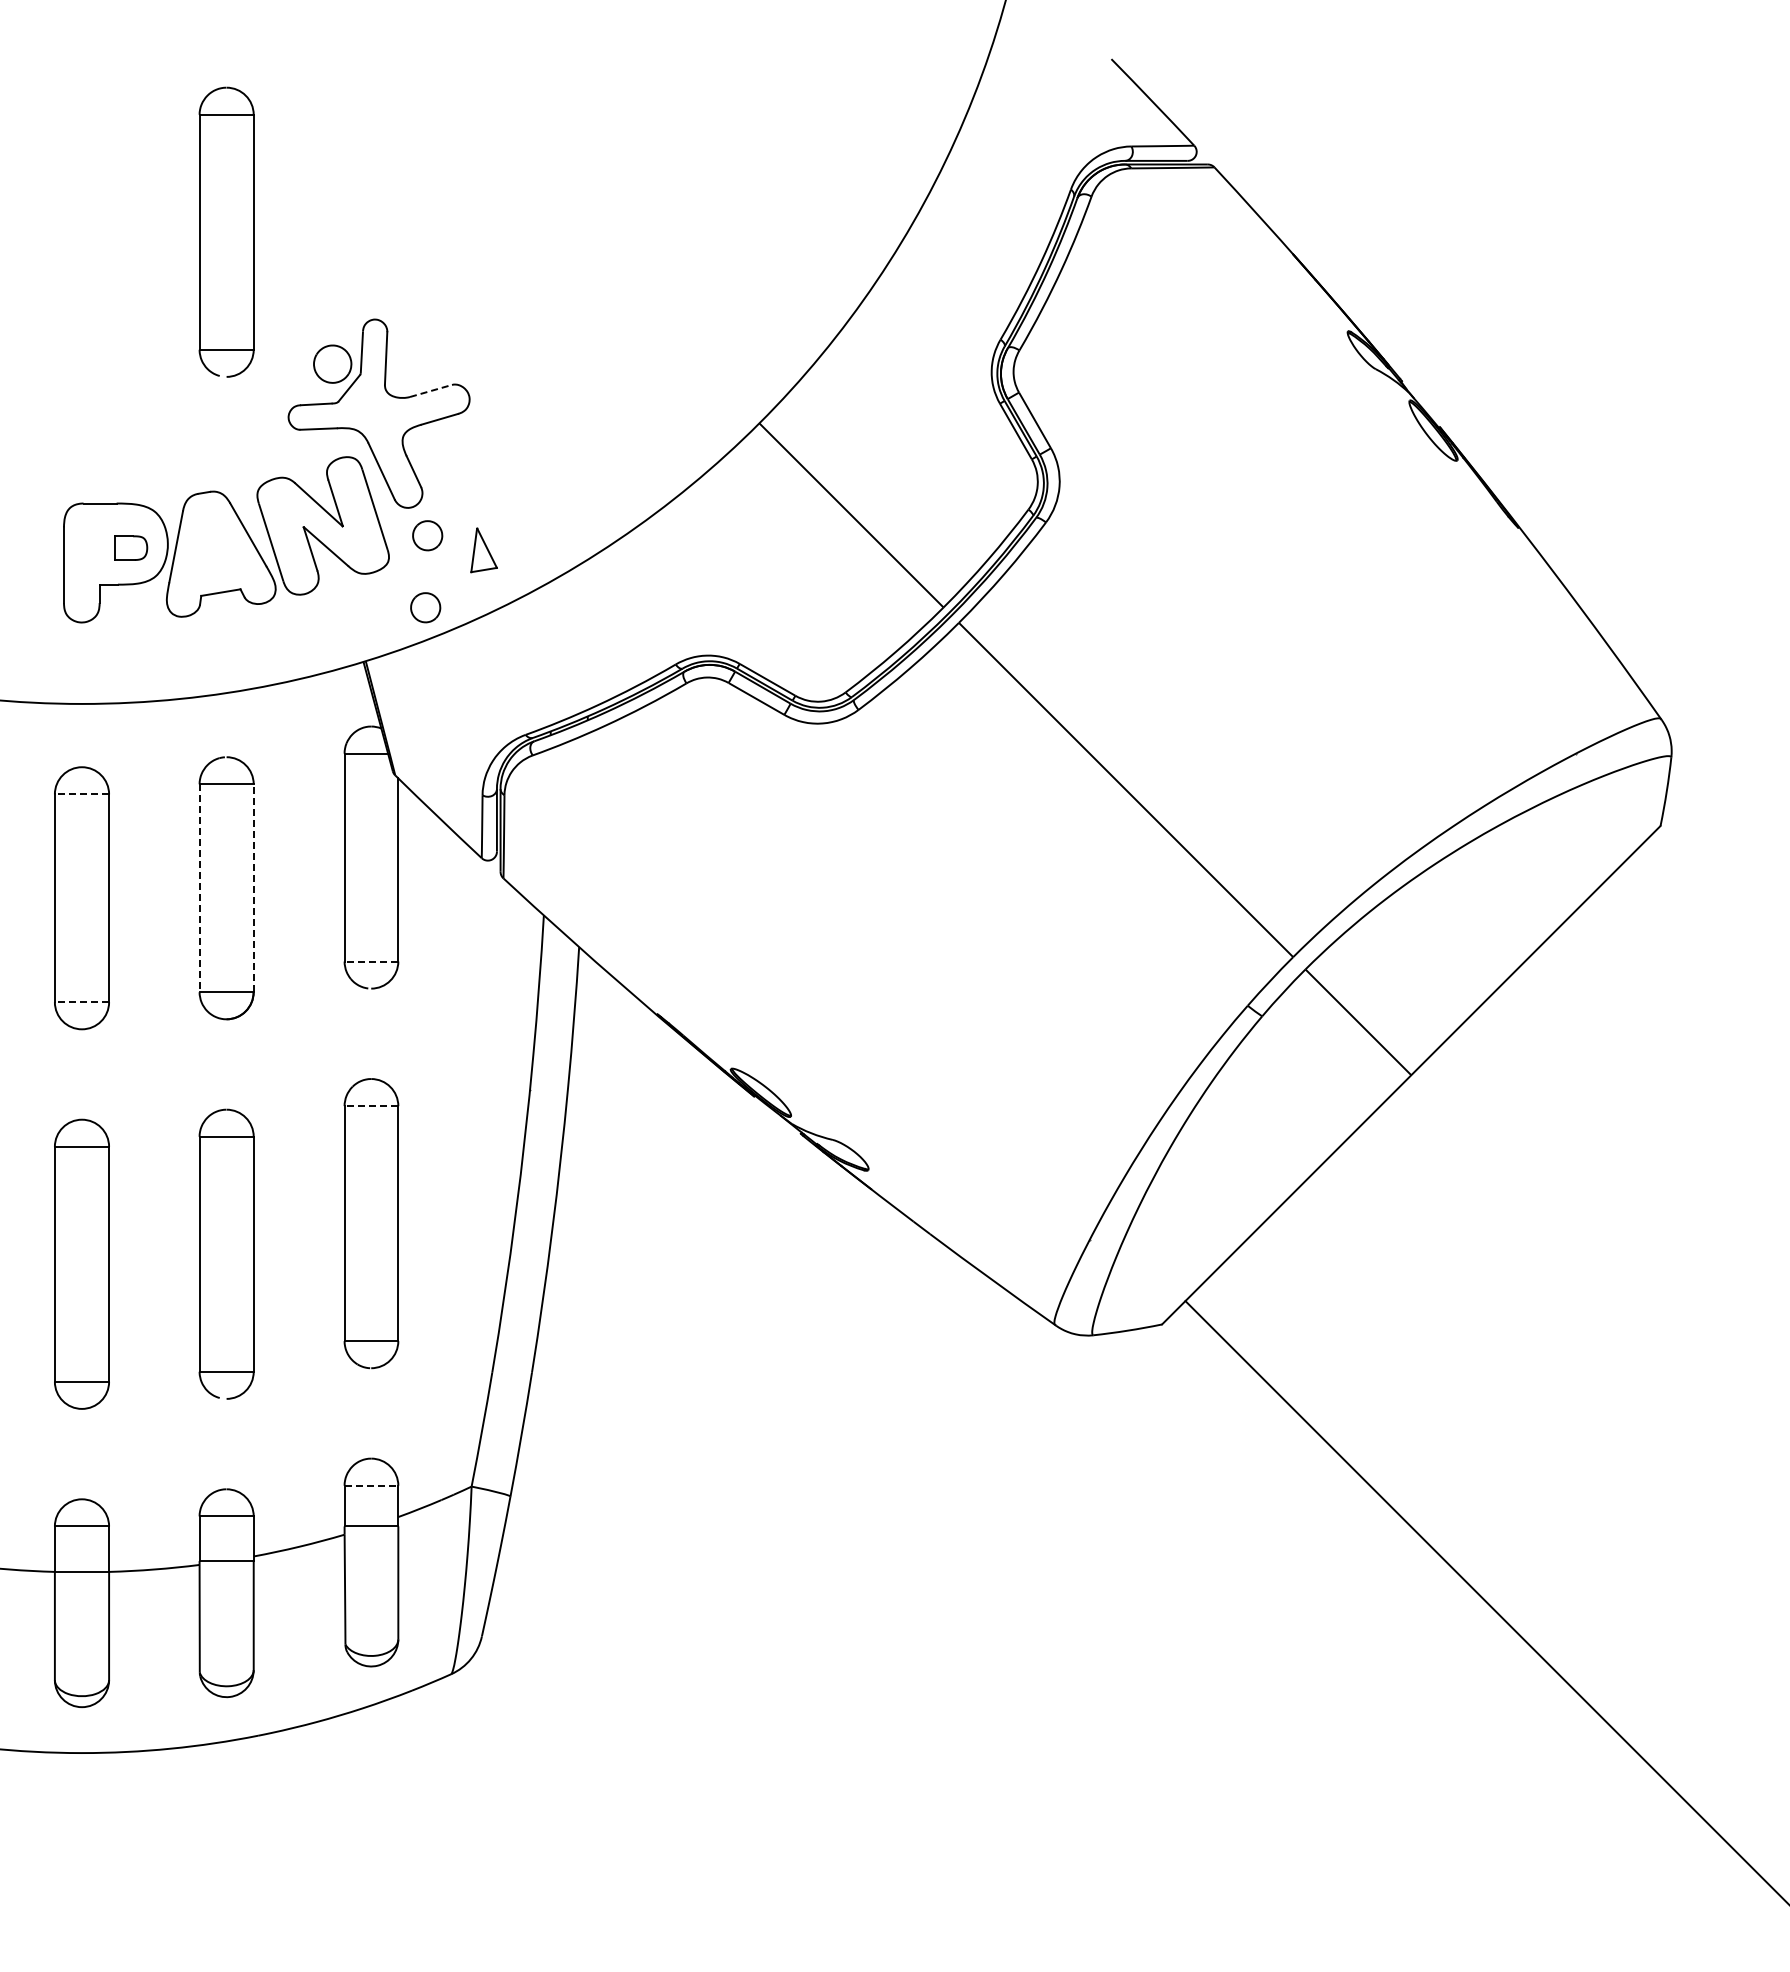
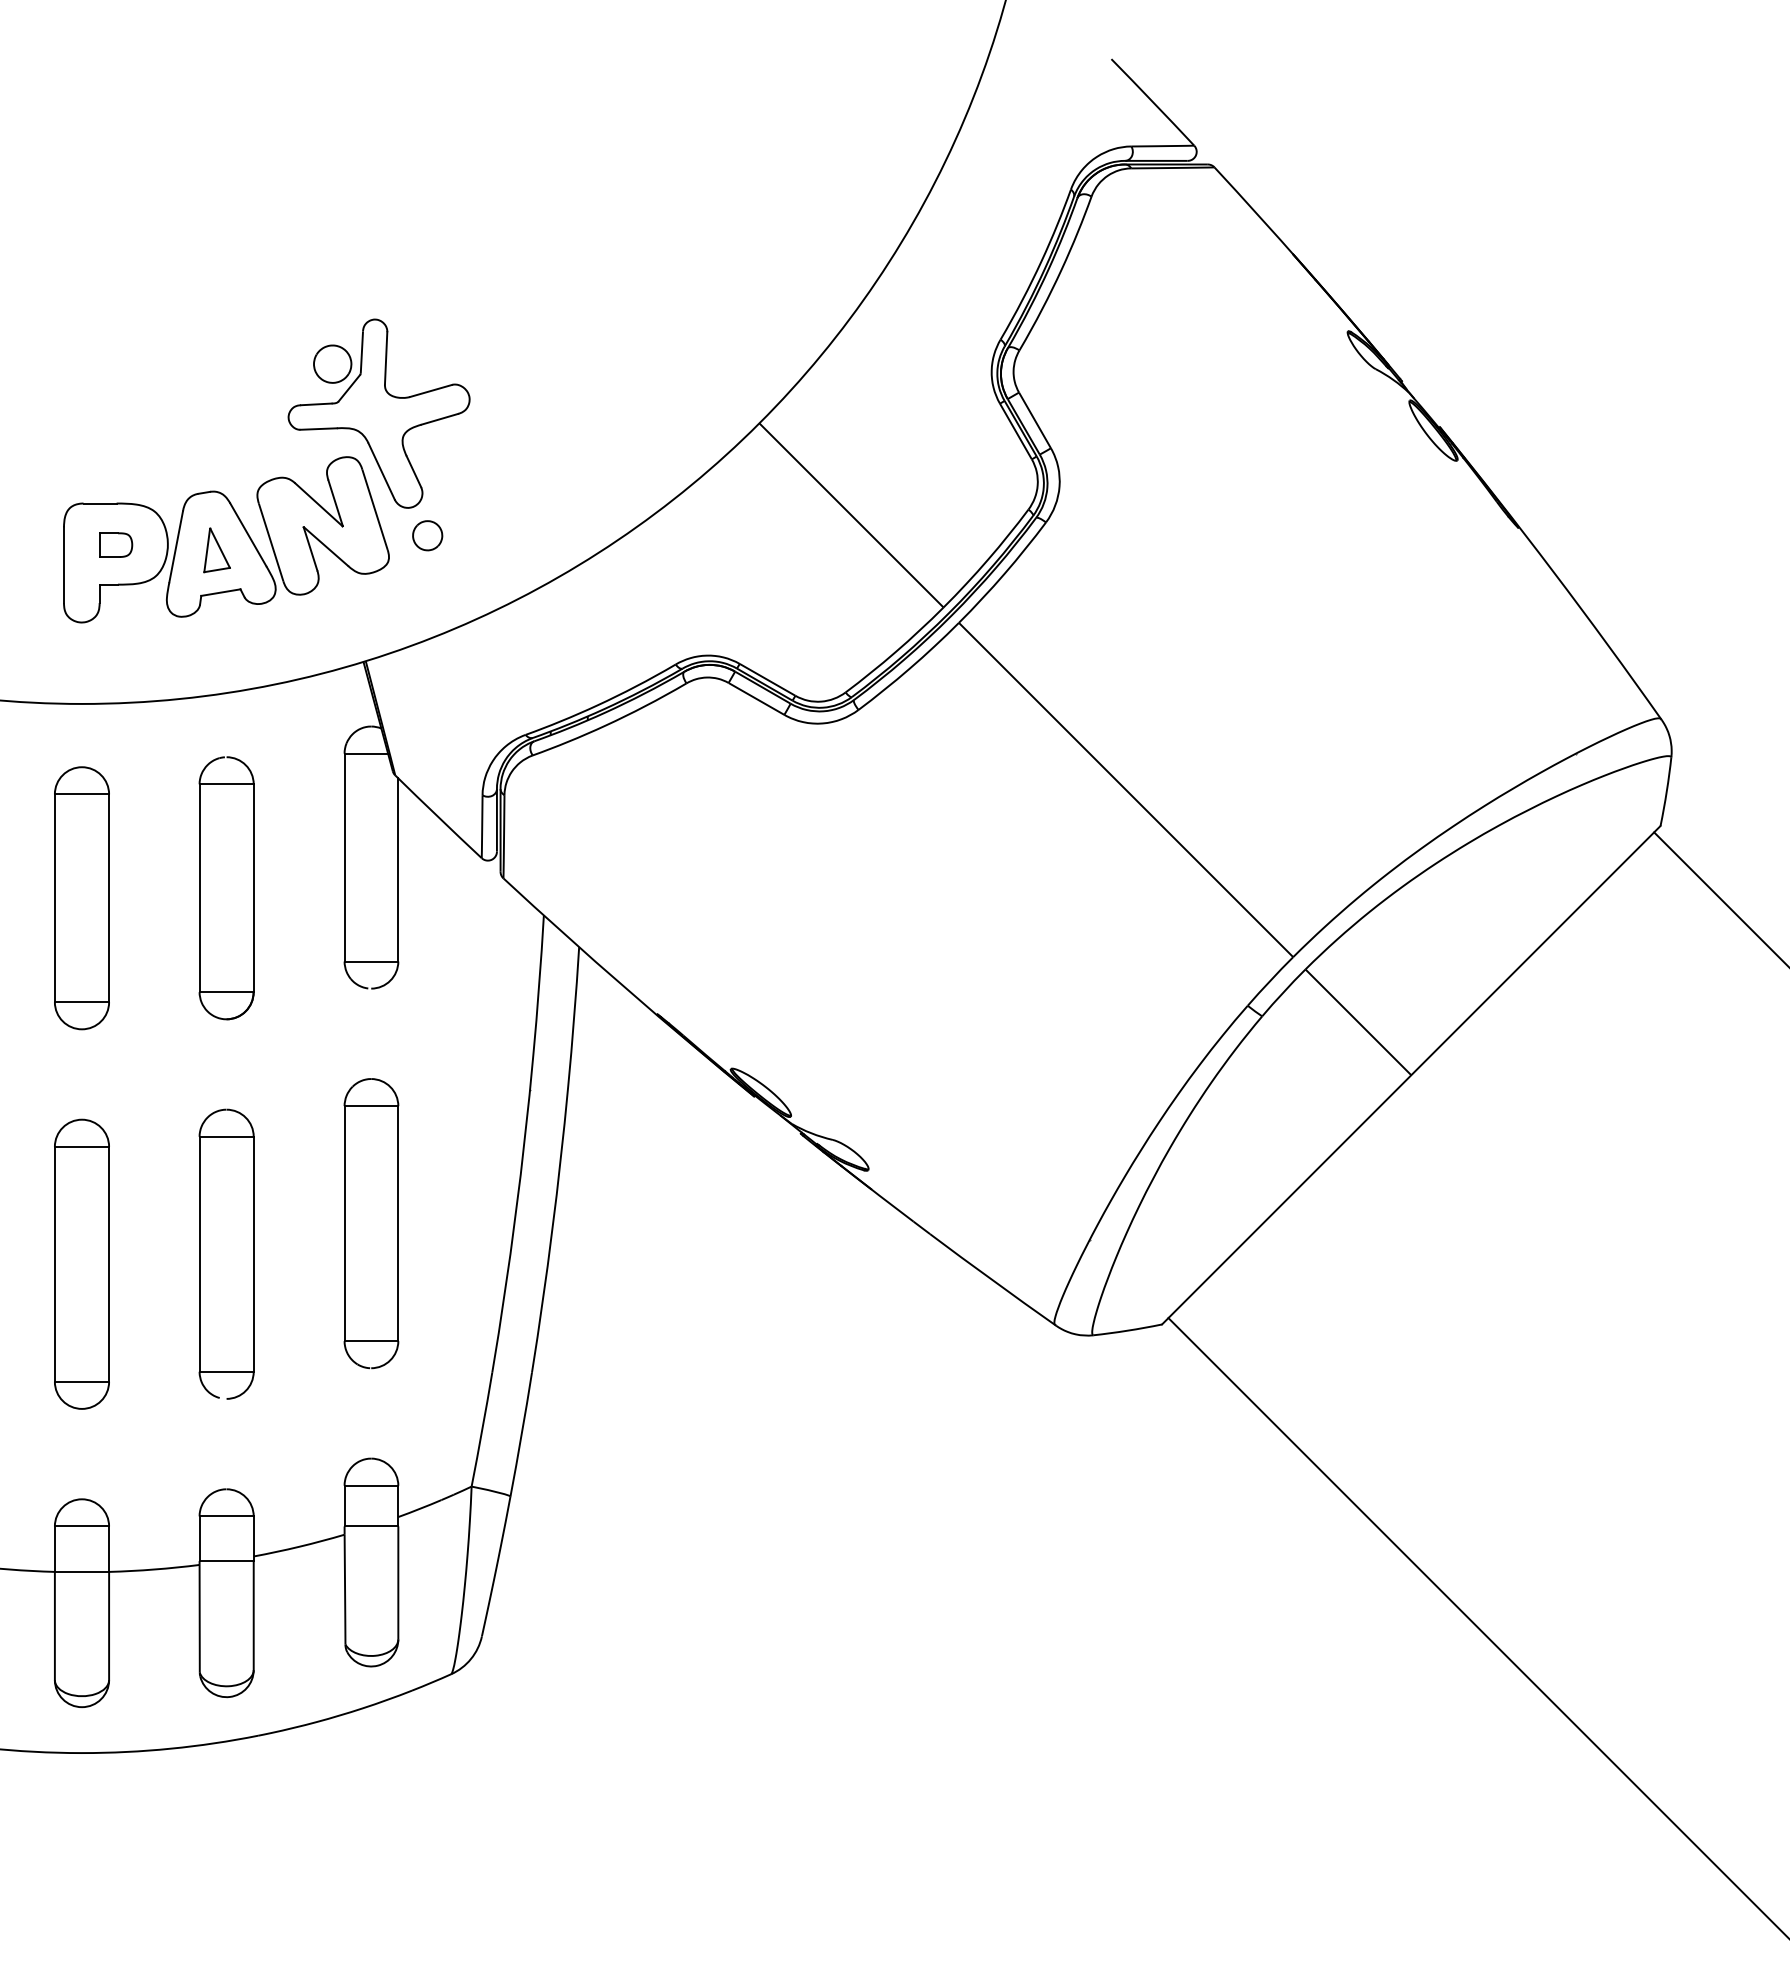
part: present -> none (226, 231)
line: dashed -> solid (431, 390)
part position: (131, 547) -> (116, 544) (116, 544)
part position: (483, 550) -> (216, 550) (216, 550)
part: present -> none (425, 607)
line: dashed -> solid (81, 794)
line: dashed -> solid (199, 888)
line: dashed -> solid (253, 888)
line: none -> present (1720, 898)
line: dashed -> solid (371, 961)
line: dashed -> solid (81, 1002)
line: dashed -> solid (371, 1106)
line: dashed -> solid (371, 1485)
line position: (1485, 1601) -> (1477, 1627) (1477, 1627)
